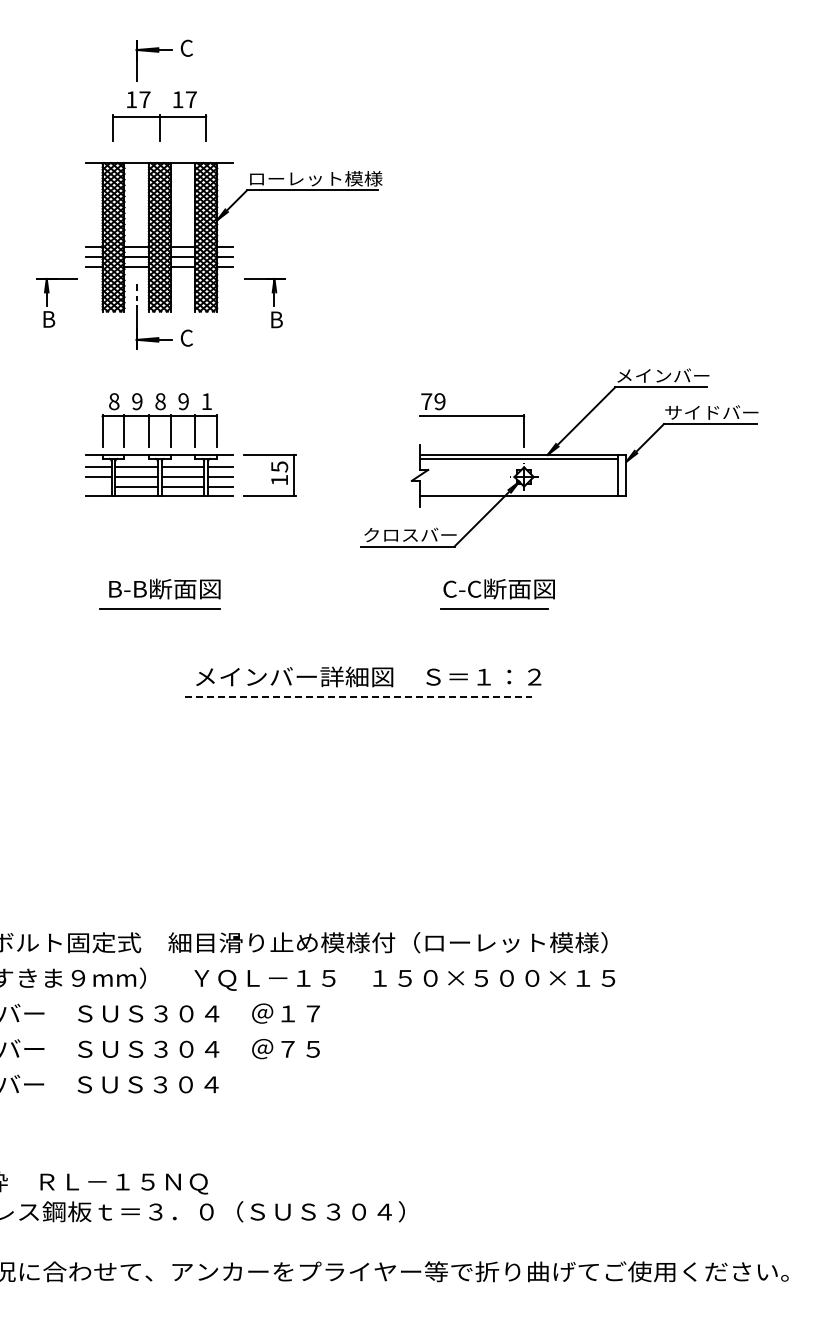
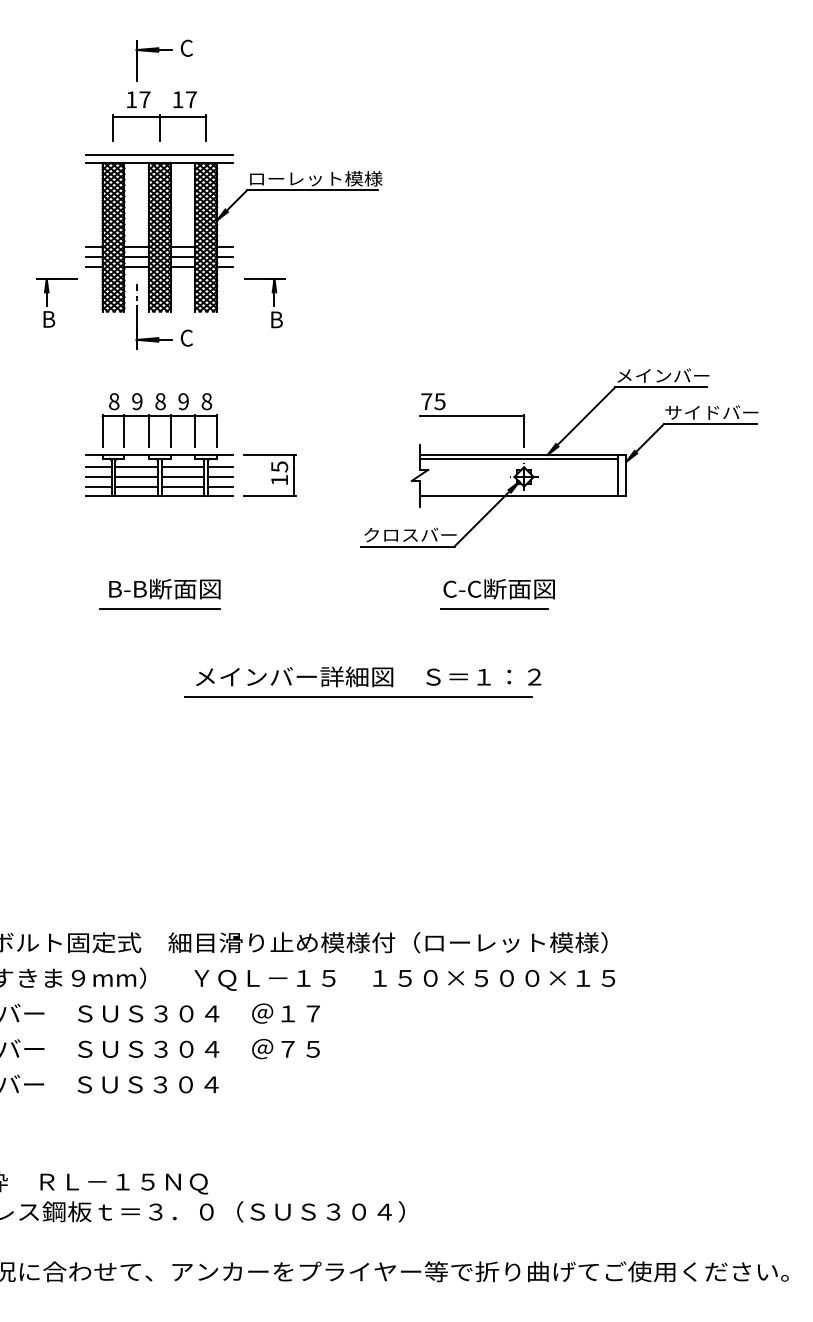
line: none -> present (159, 154)
text: 1 -> 8 (206, 401)
text: 79 -> 75 (439, 401)
line: none -> present (98, 486)
line: dashed -> solid (358, 696)
